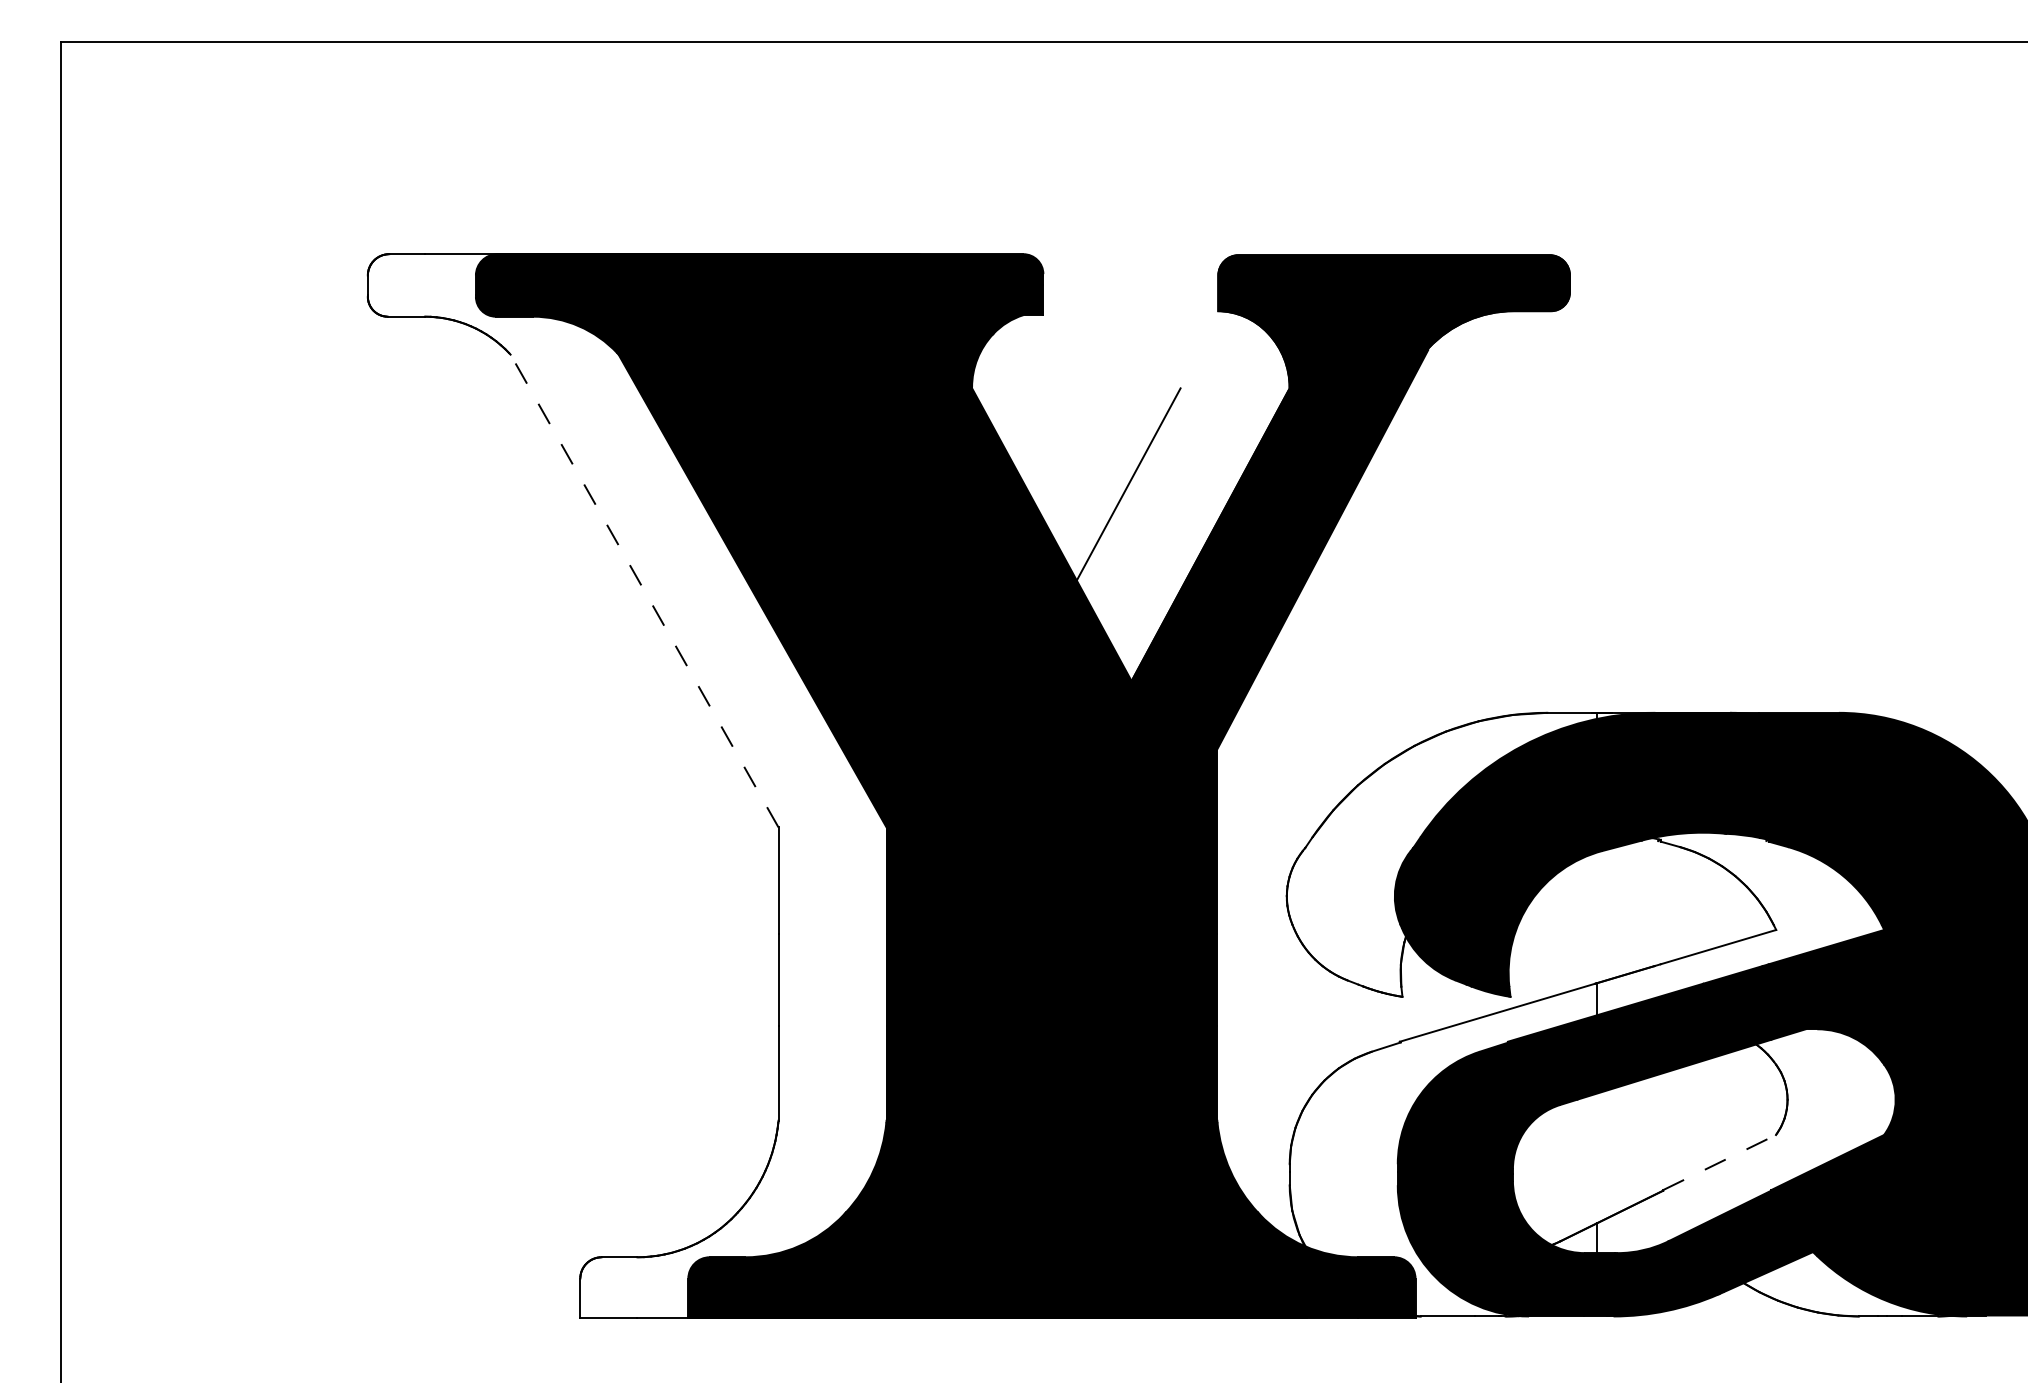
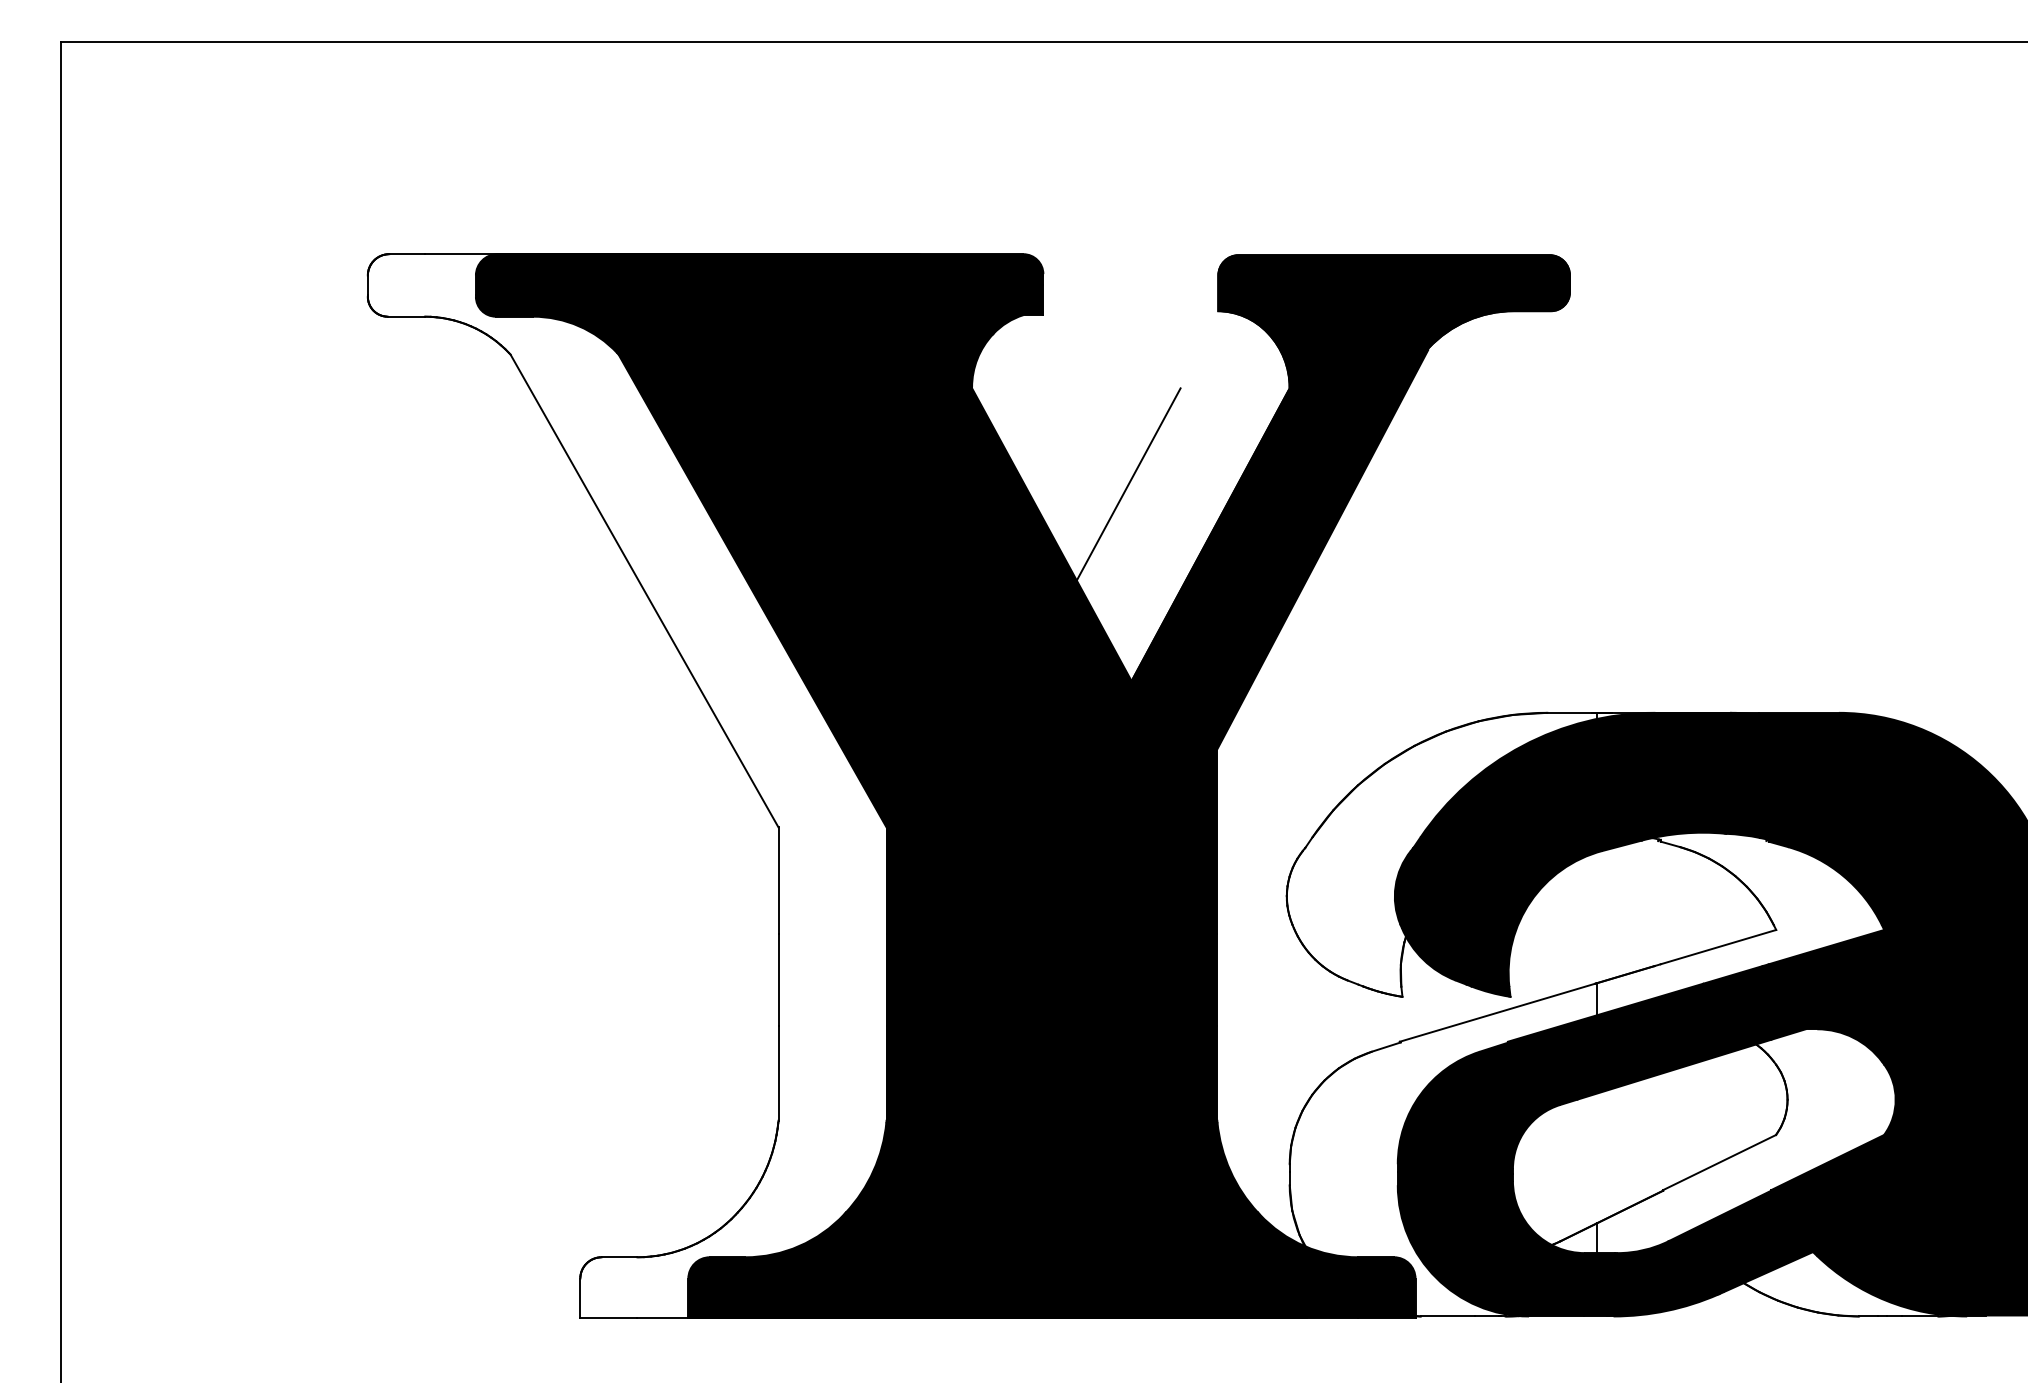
line: dashed -> solid (644, 591)
line: dashed -> solid (1719, 1162)
